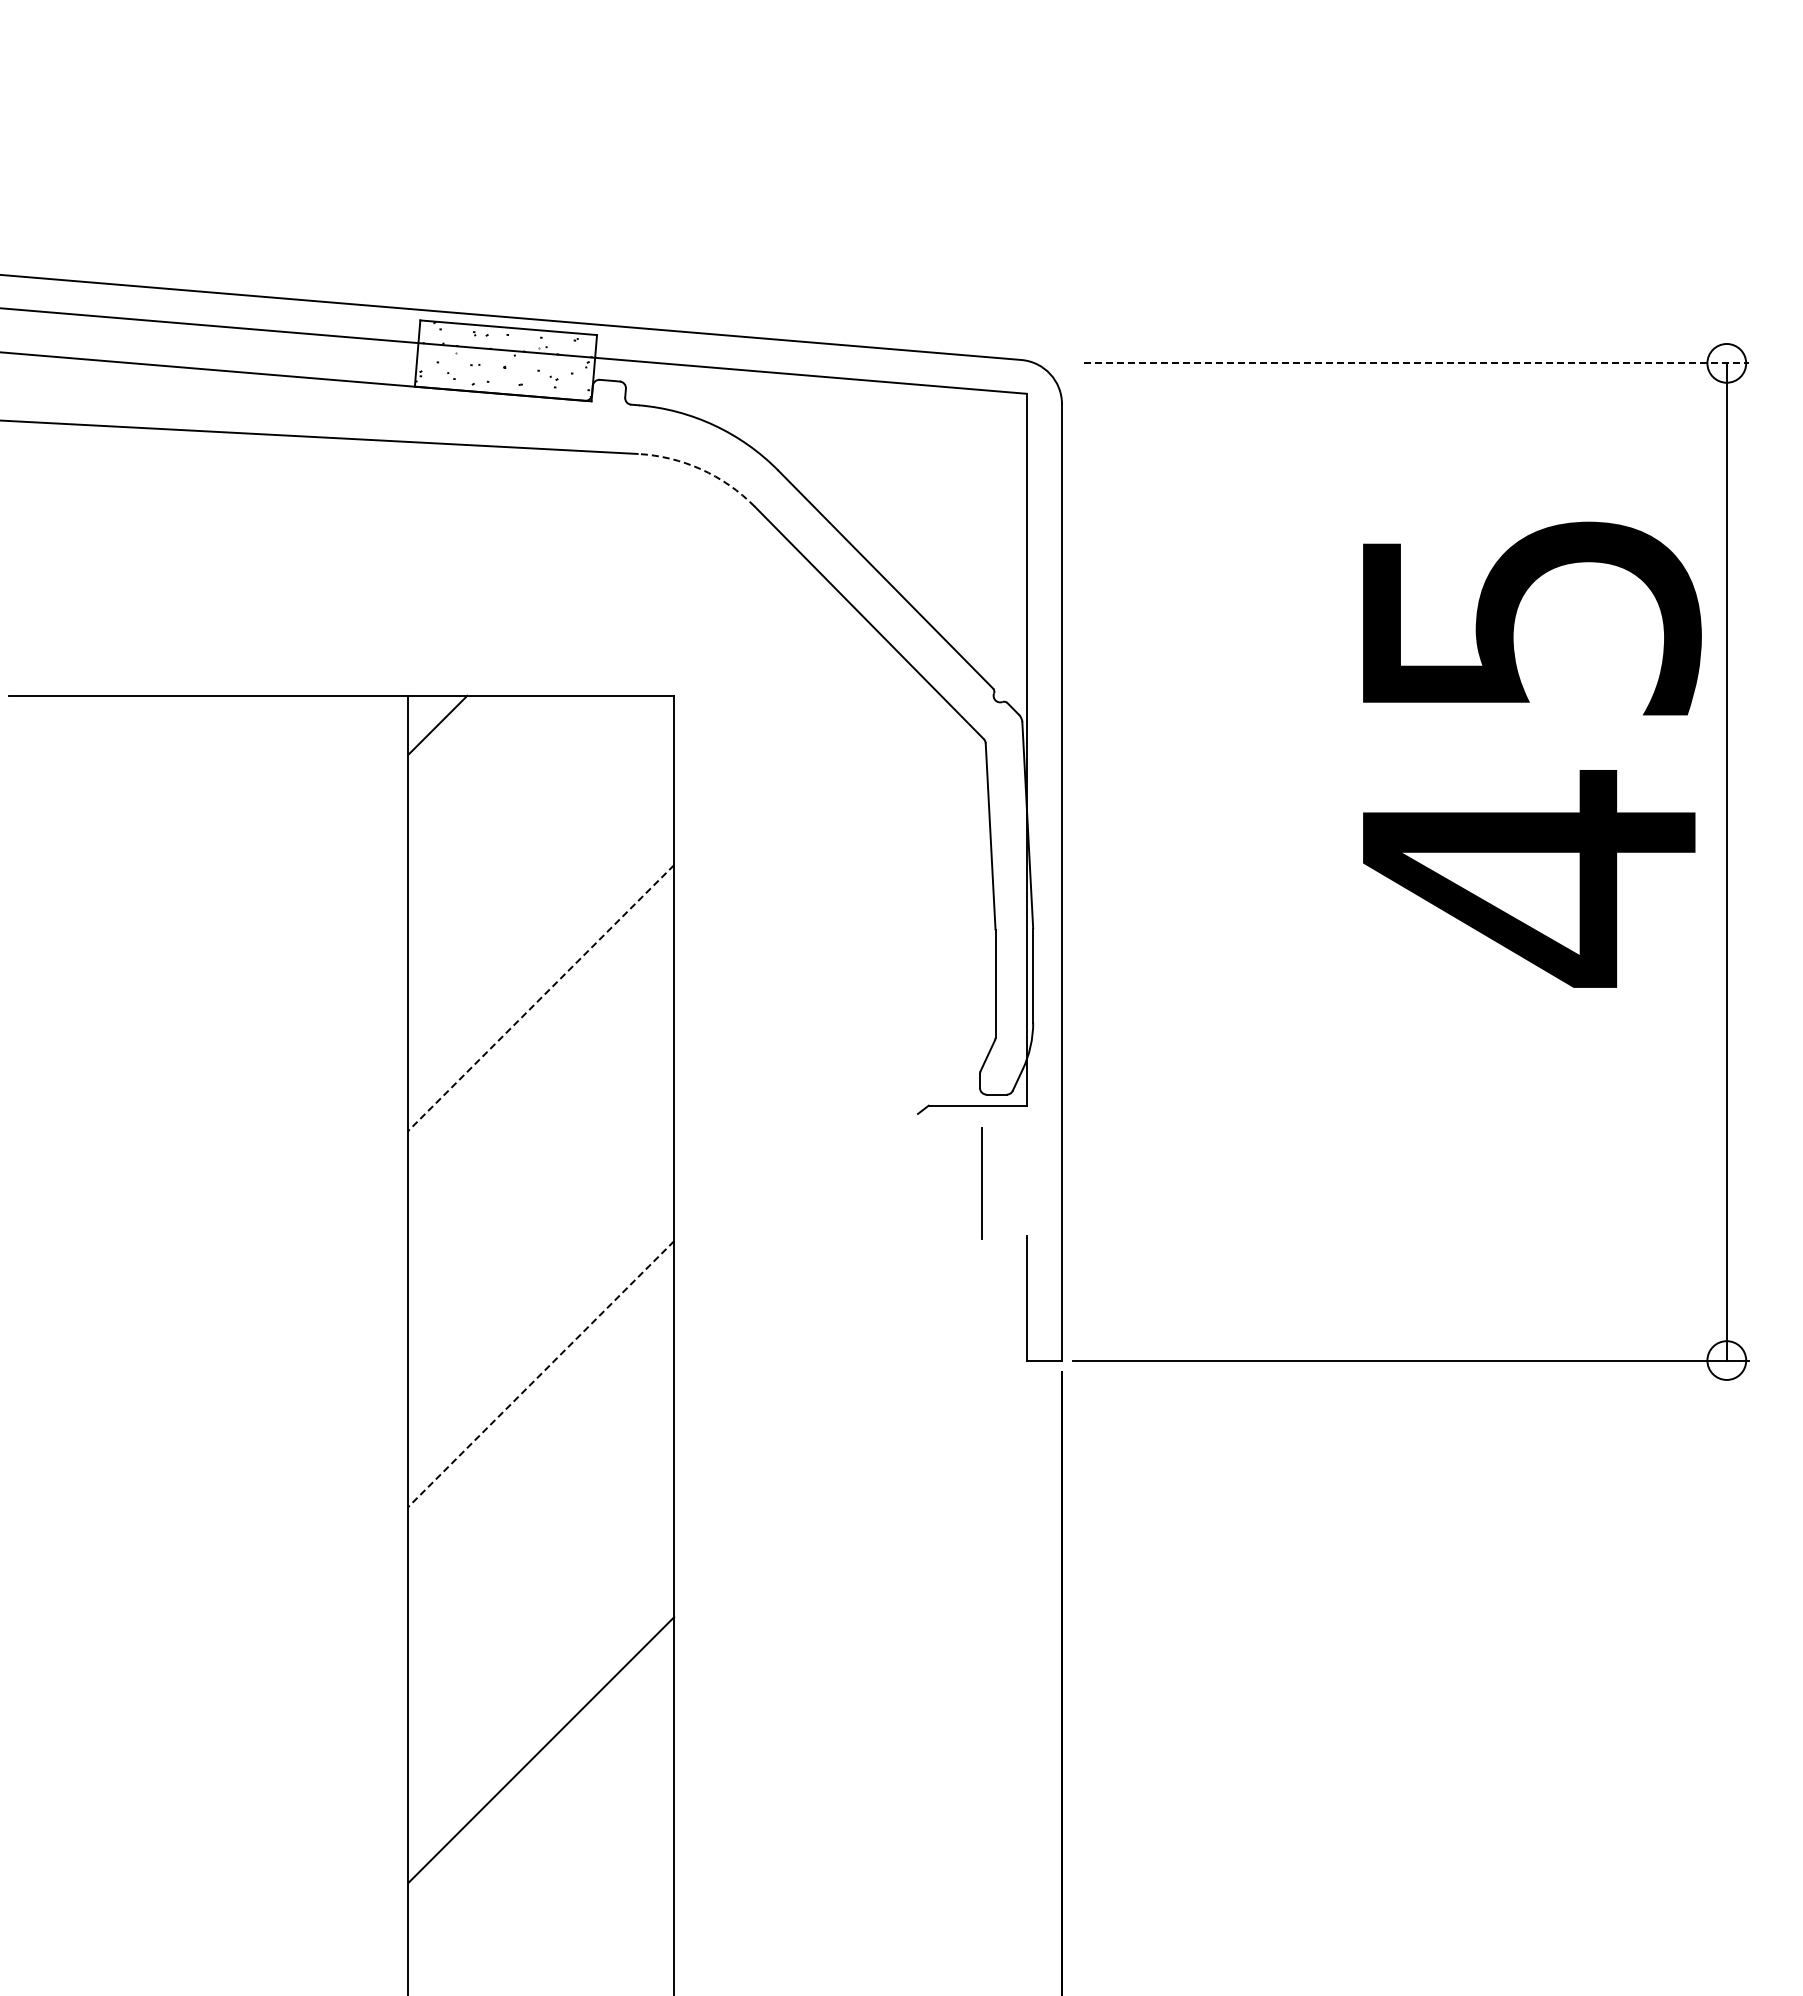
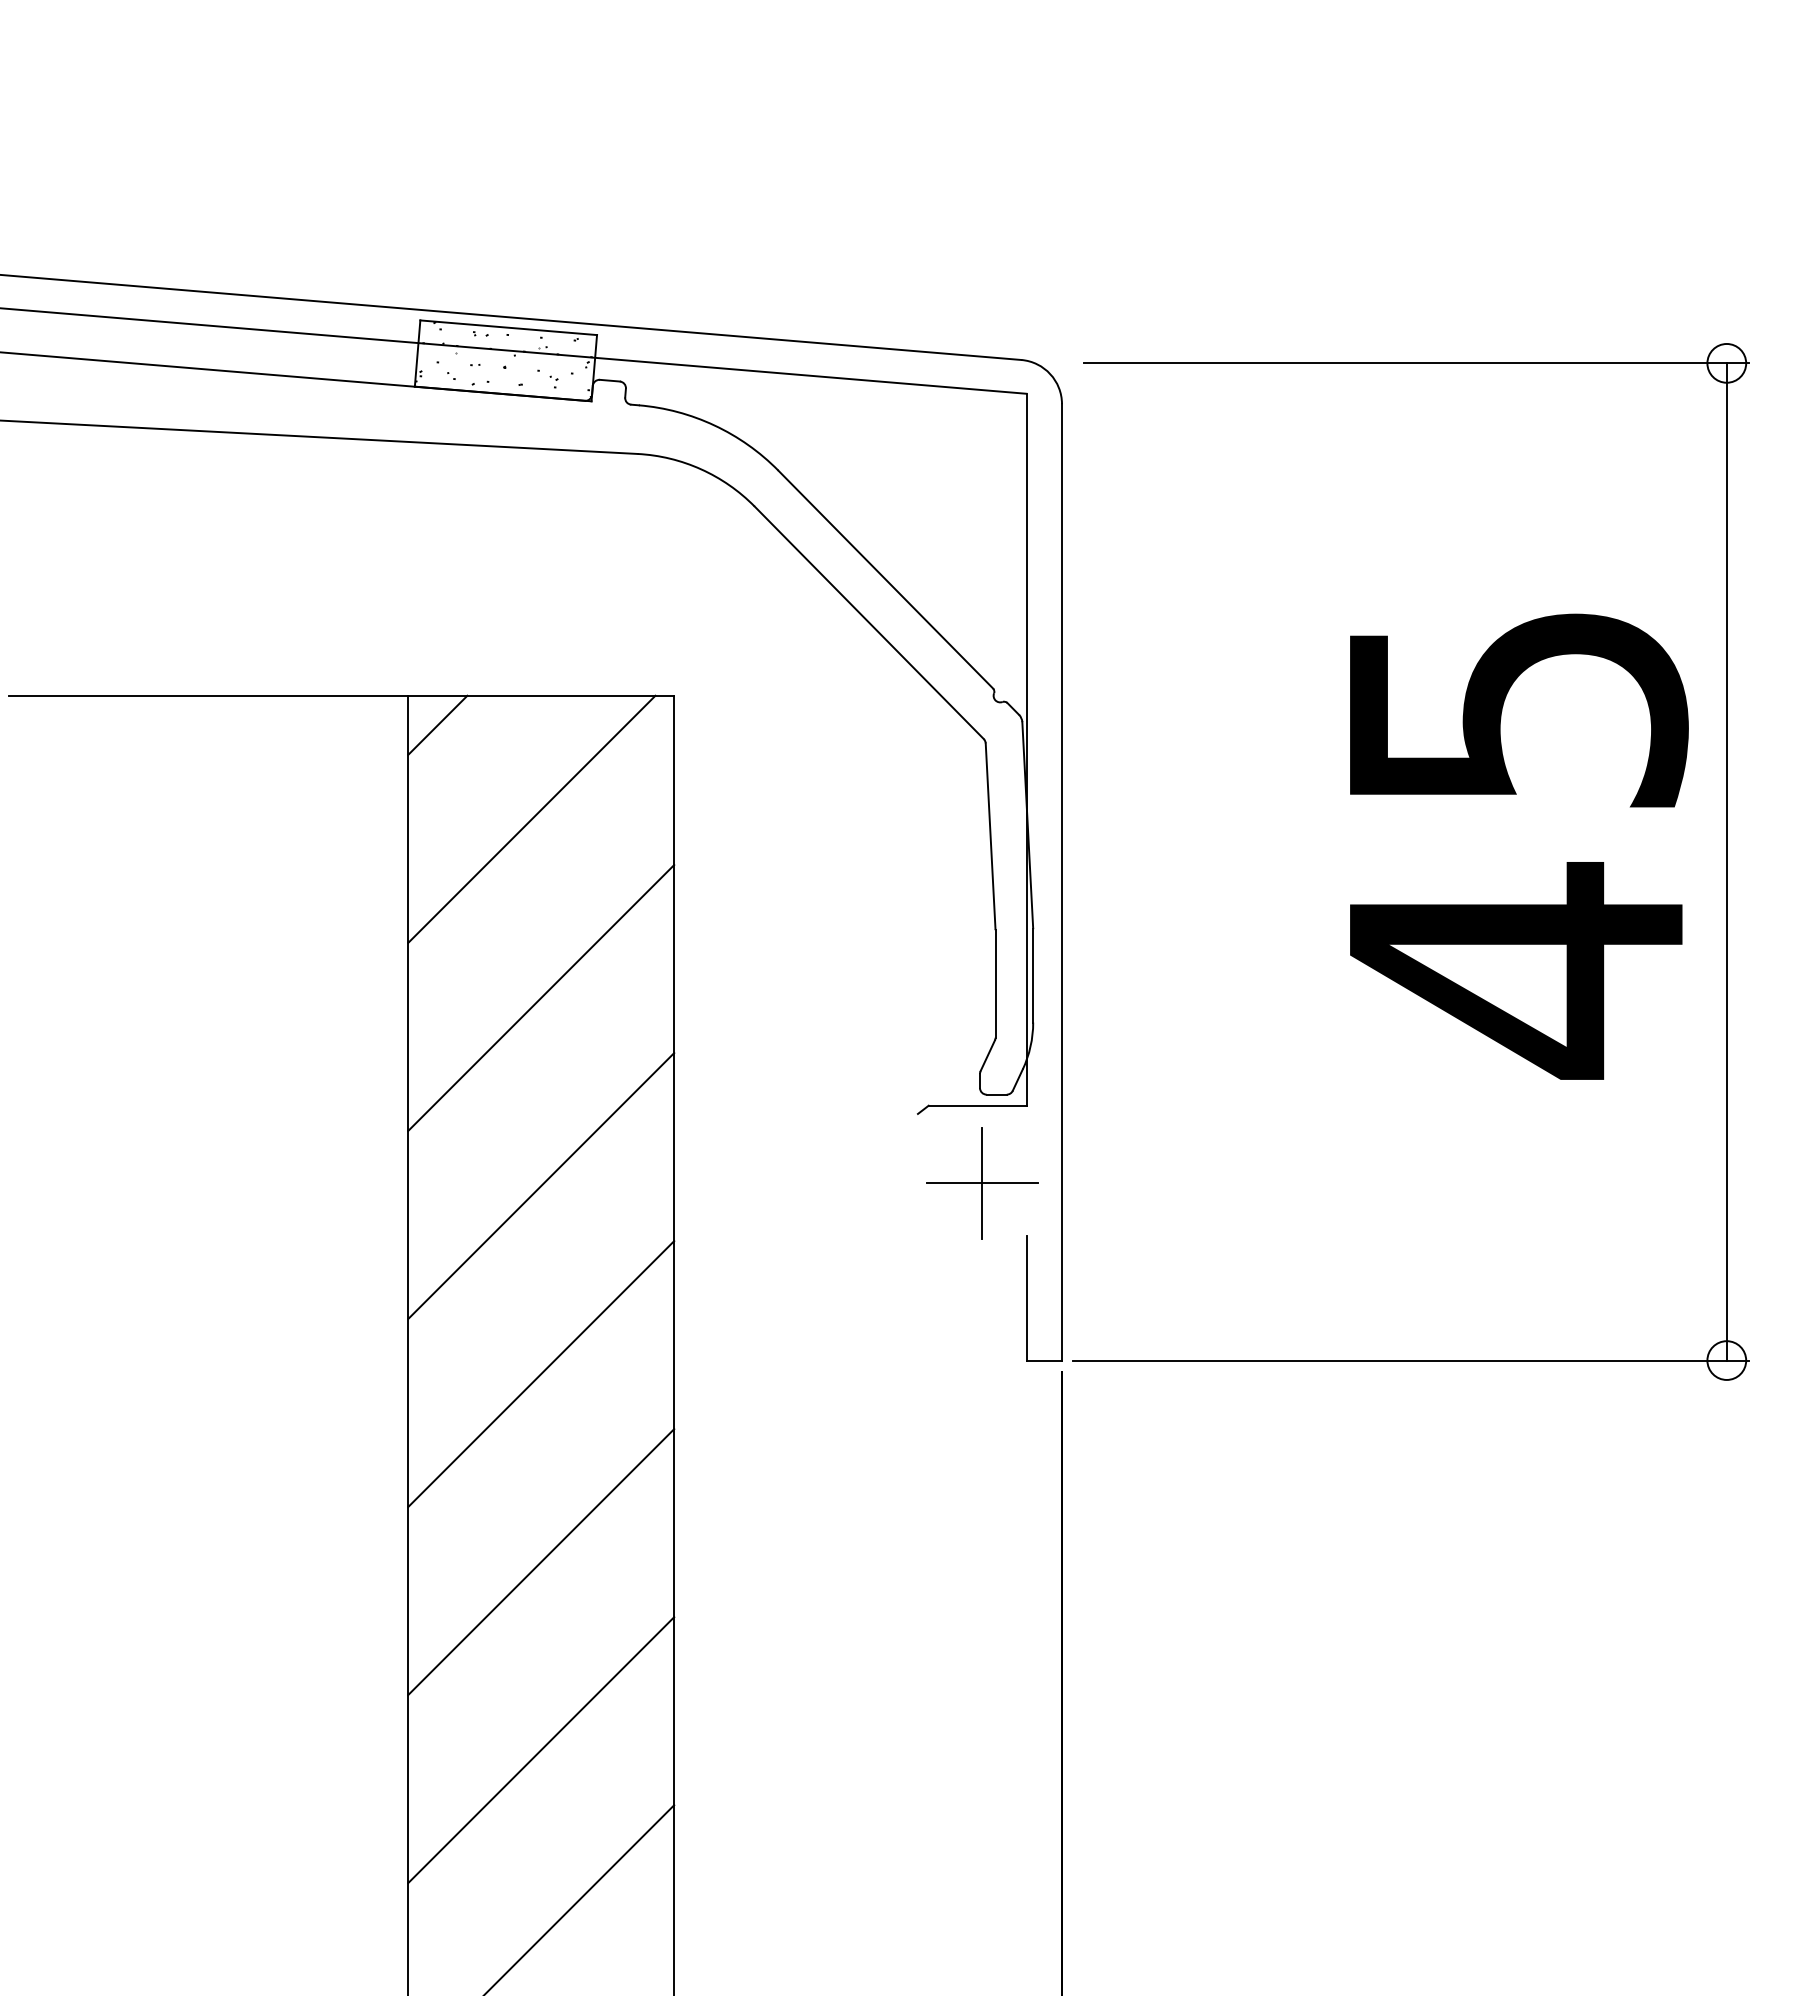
line: dashed -> solid (1417, 363)
arc: dashed -> solid (701, 469)
text position: (1532, 754) -> (1519, 846) (1519, 846)
line: none -> present (531, 818)
line: dashed -> solid (540, 998)
line: none -> present (981, 1183)
line: none -> present (541, 1186)
line: dashed -> solid (540, 1374)
line: none -> present (541, 1562)
line: none -> present (580, 1898)
